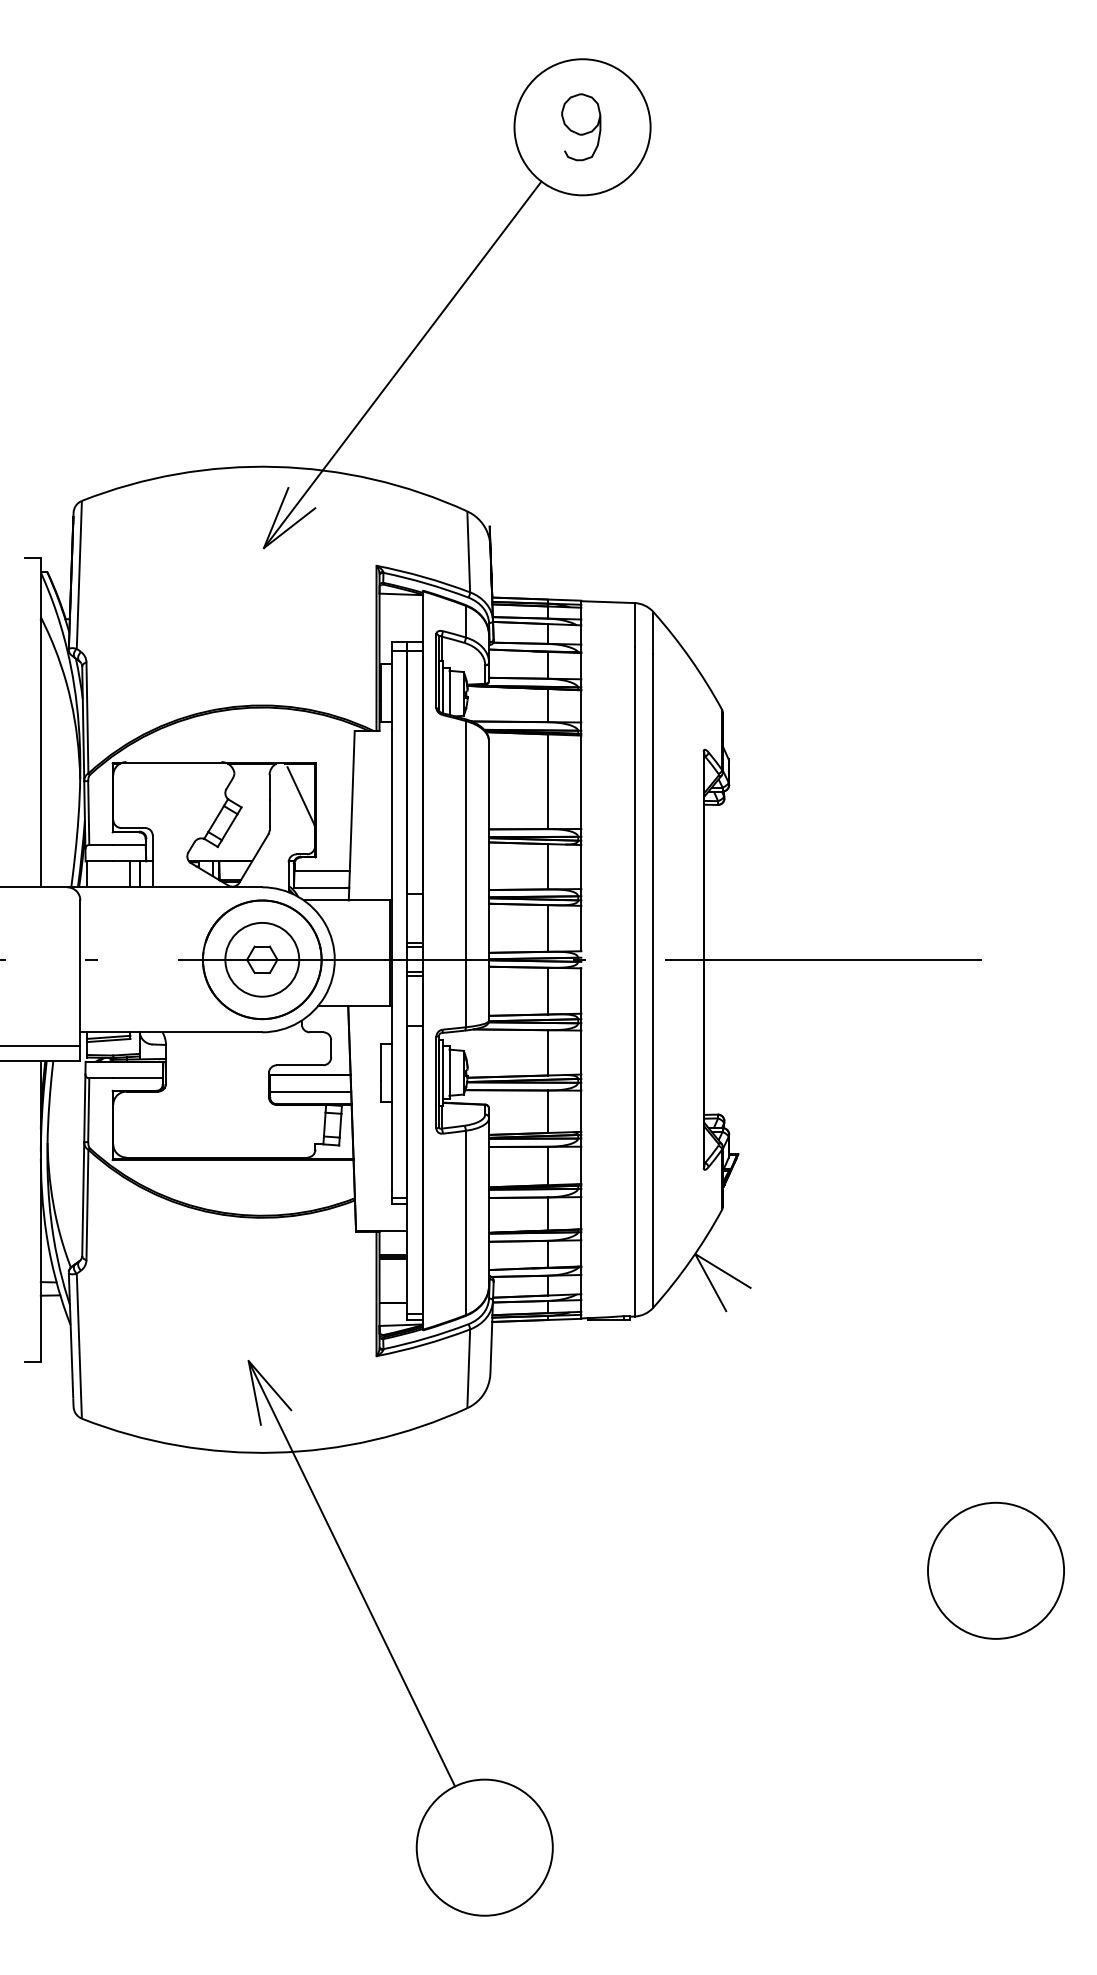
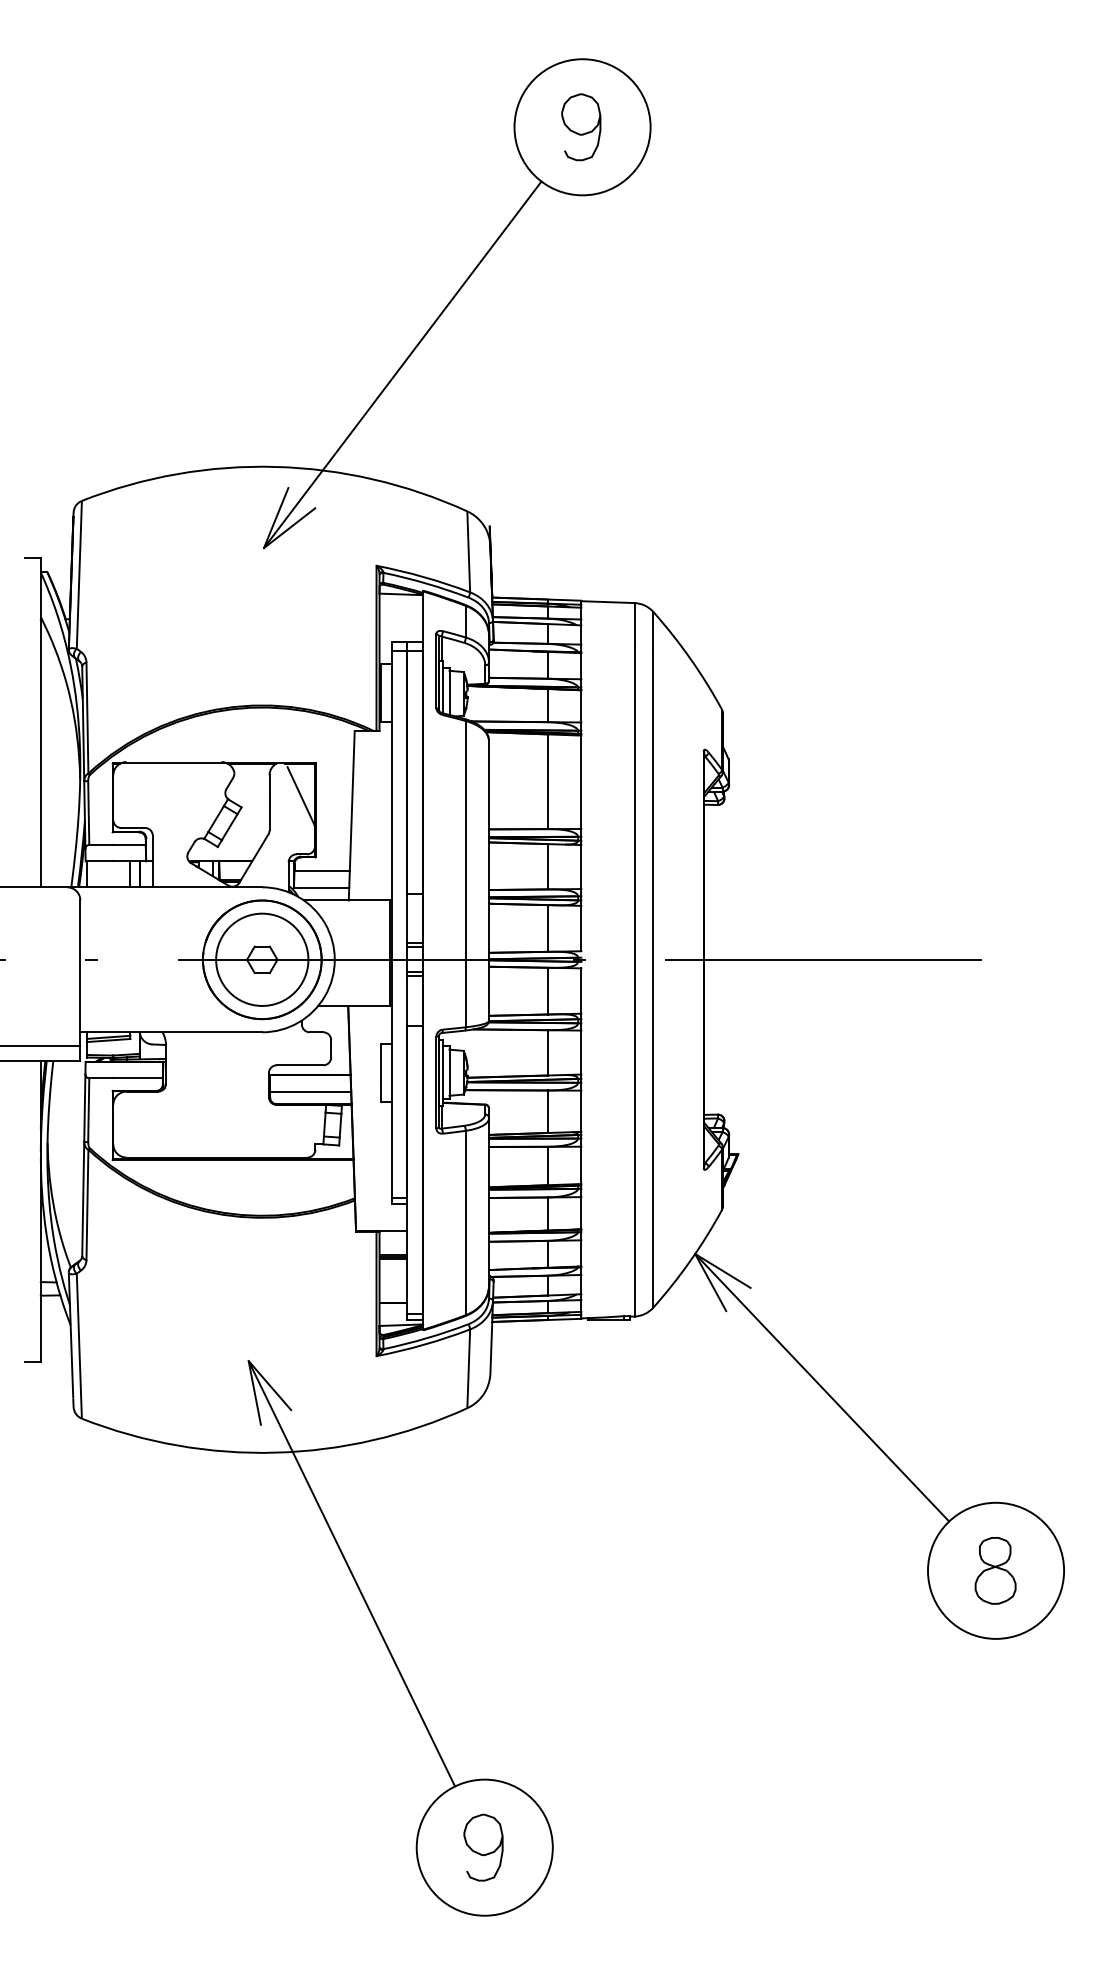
circle diameter: 74 px -> 92 px (262, 959)
line: none -> present (822, 1387)
part: none -> present (995, 1570)
curve: none -> present (481, 1853)
